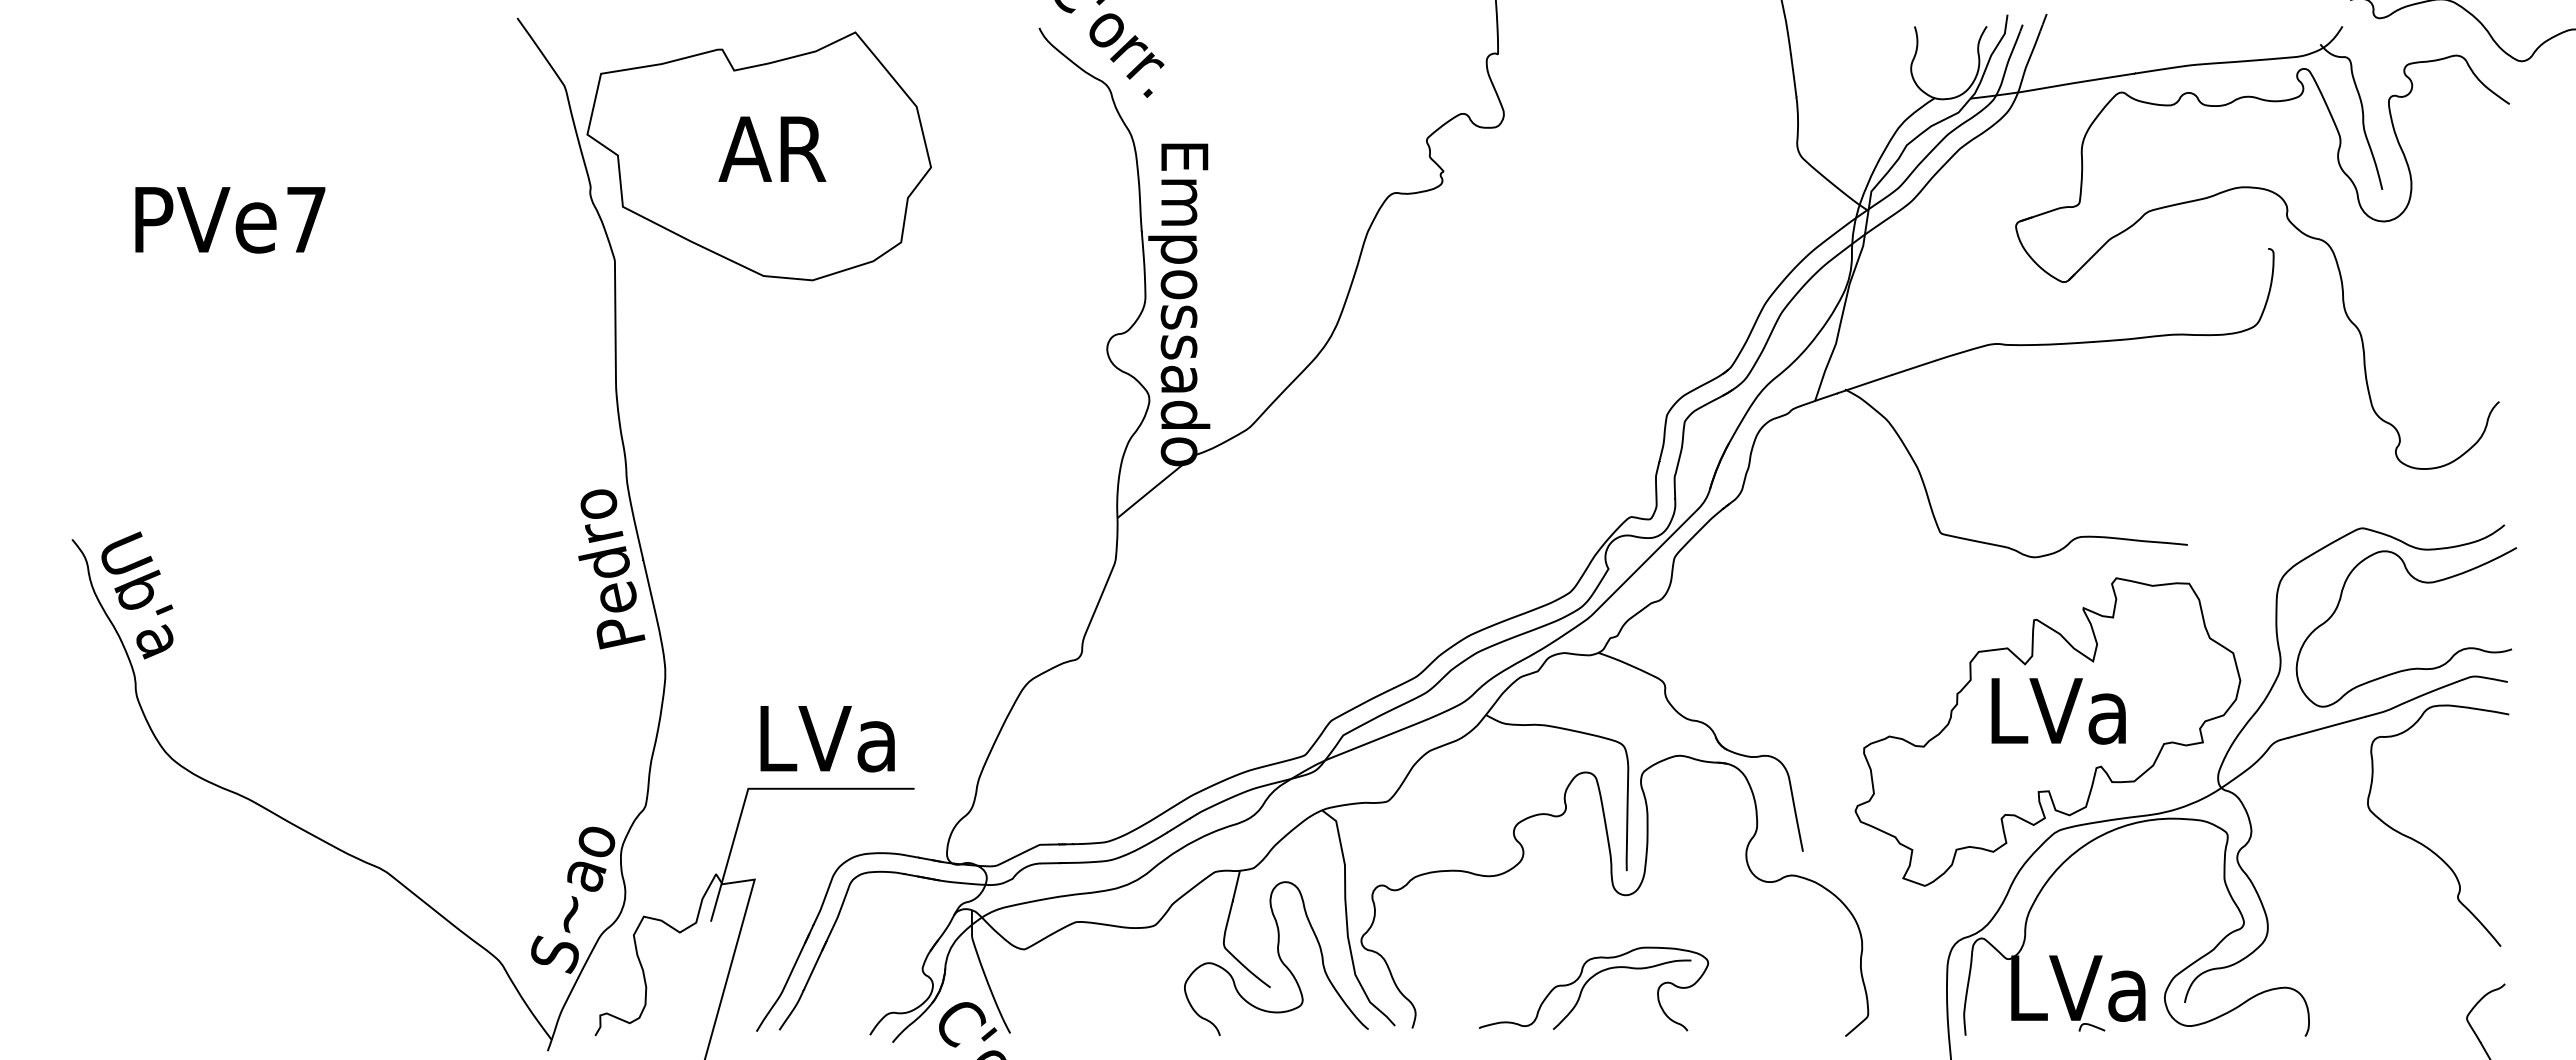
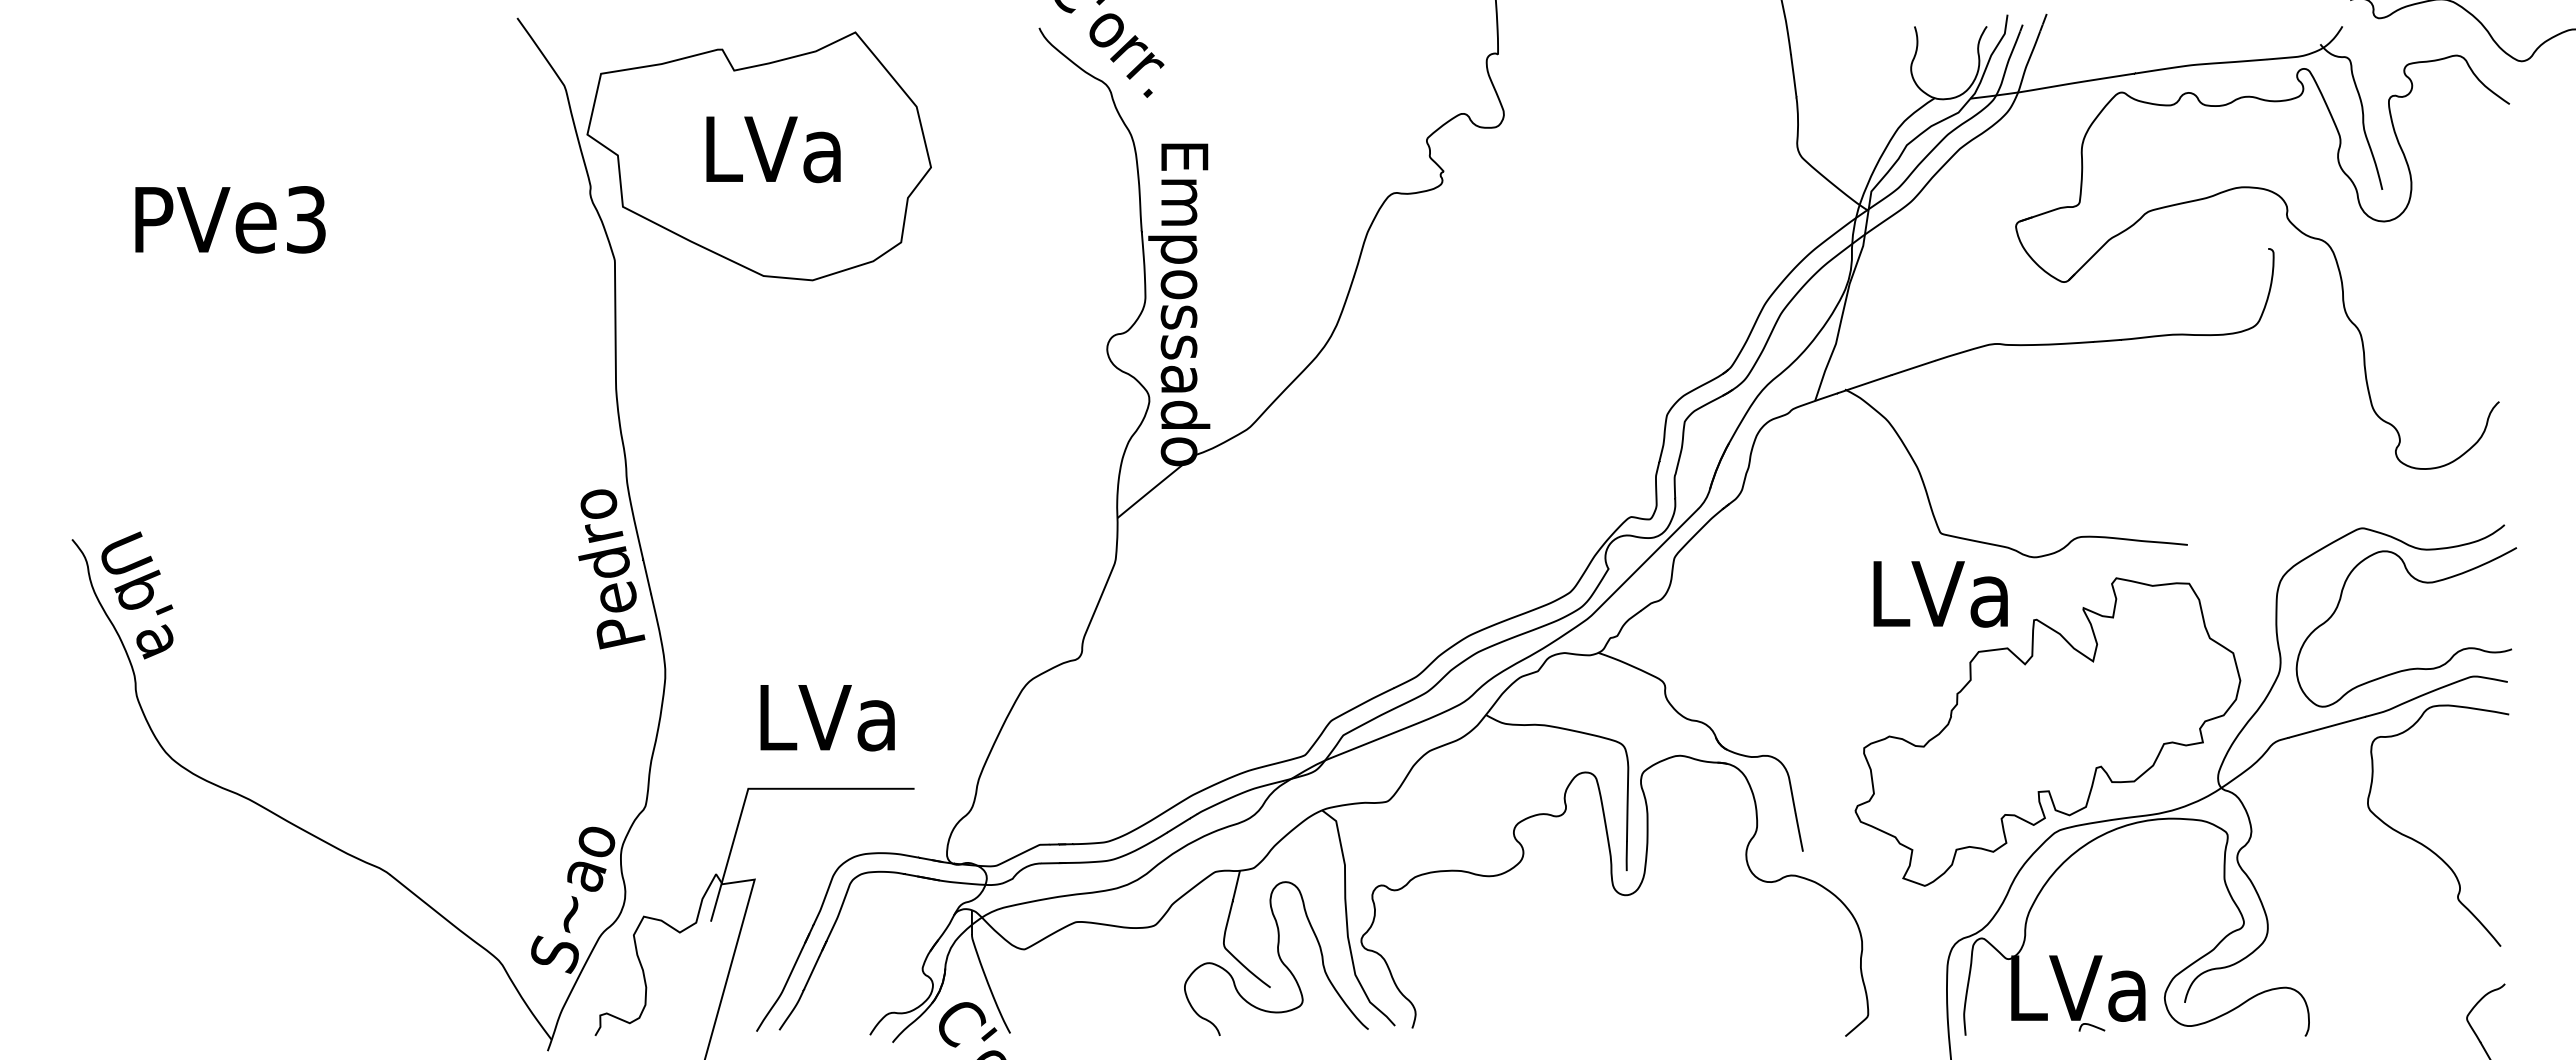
text: AR -> LVa (773, 149)
text: PVe7 -> PVe3 (306, 219)
text position: (2058, 711) -> (1940, 594) (1940, 594)
text position: (827, 739) -> (827, 718) (827, 718)
part: present -> none (1586, 984)
